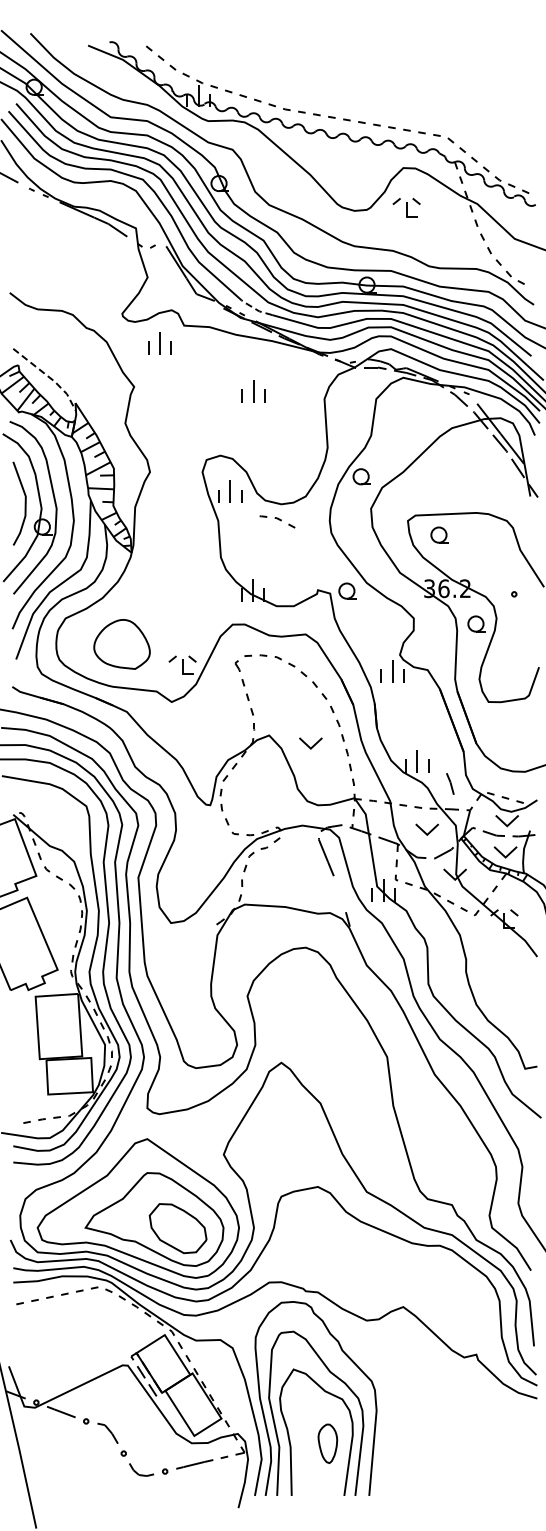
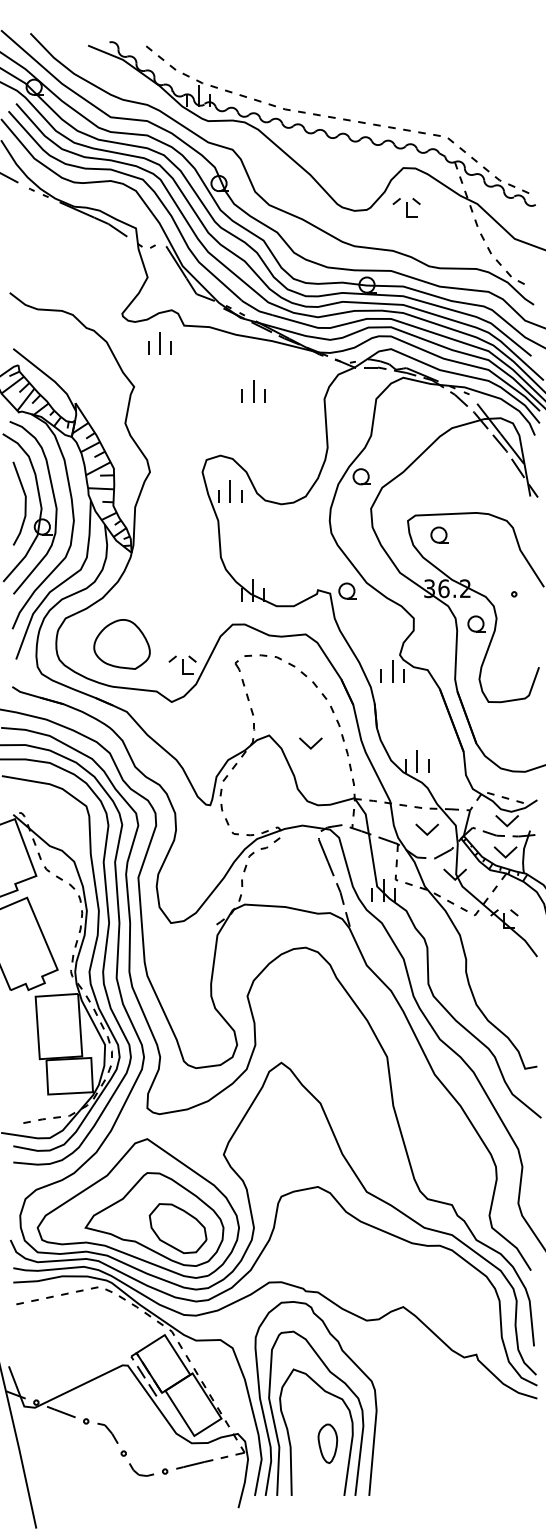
line: dashed -> solid (256, 309)
line: dashed -> solid (49, 377)
part: present -> none (277, 521)
line position: (450, 783) -> (340, 893) (340, 893)
